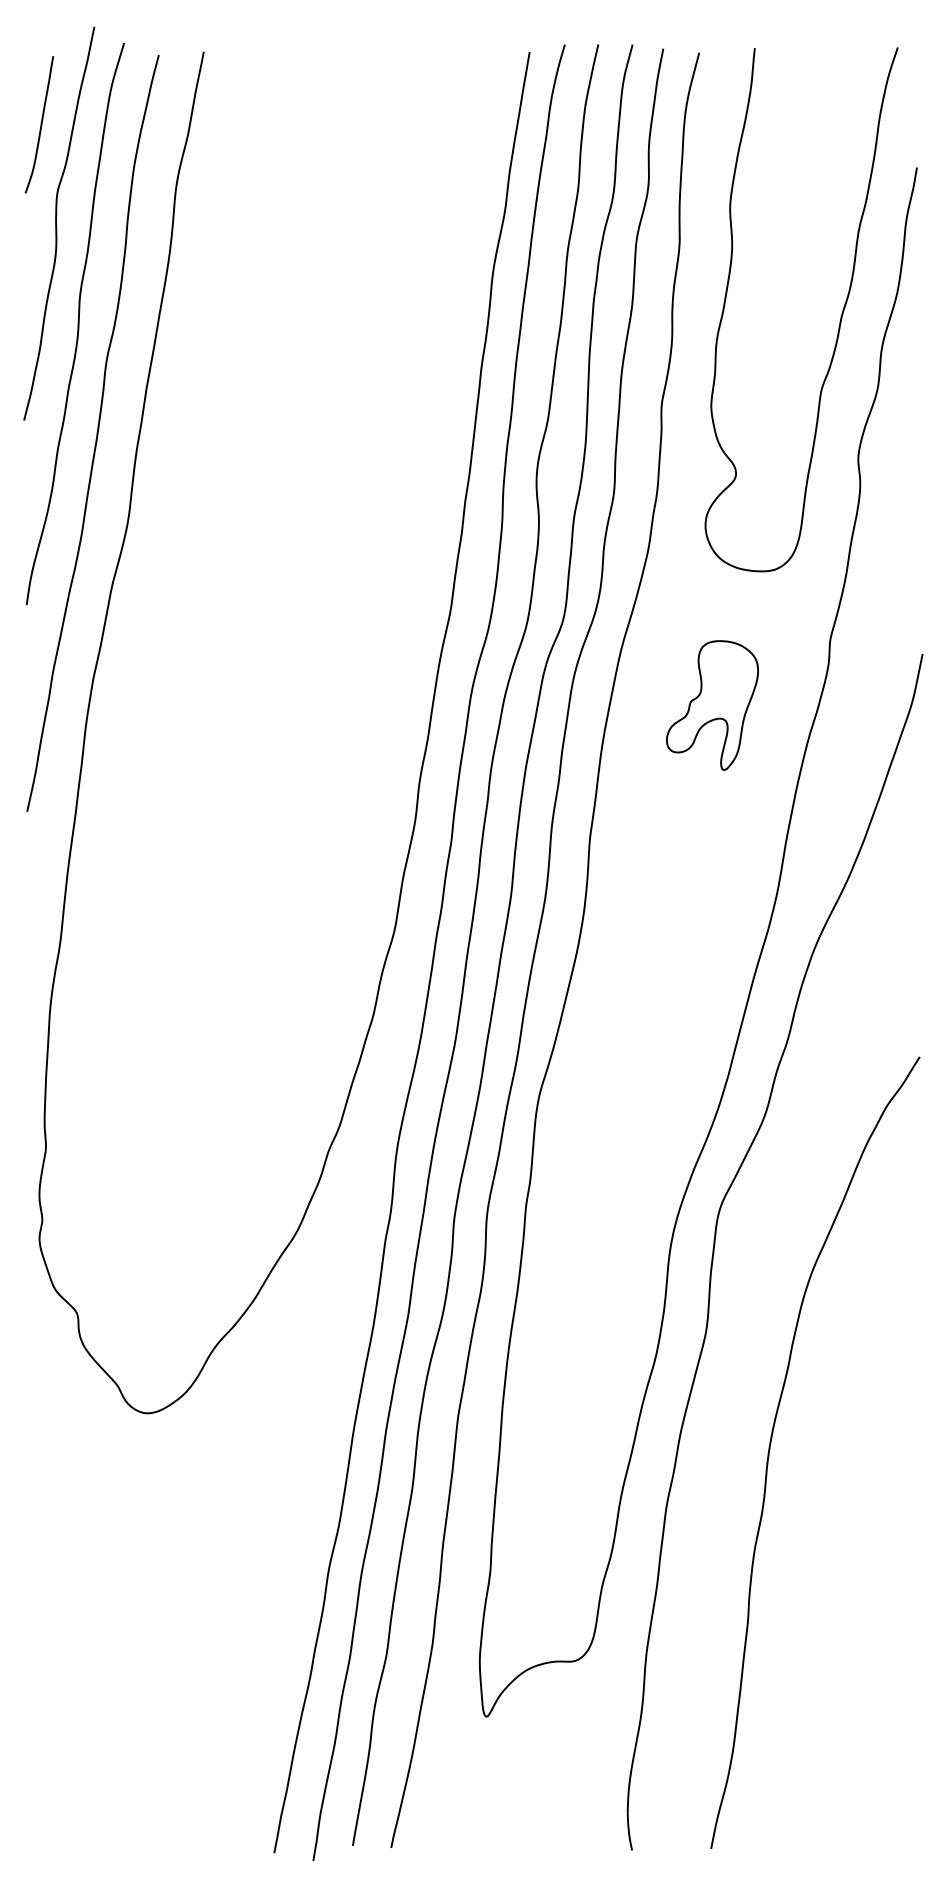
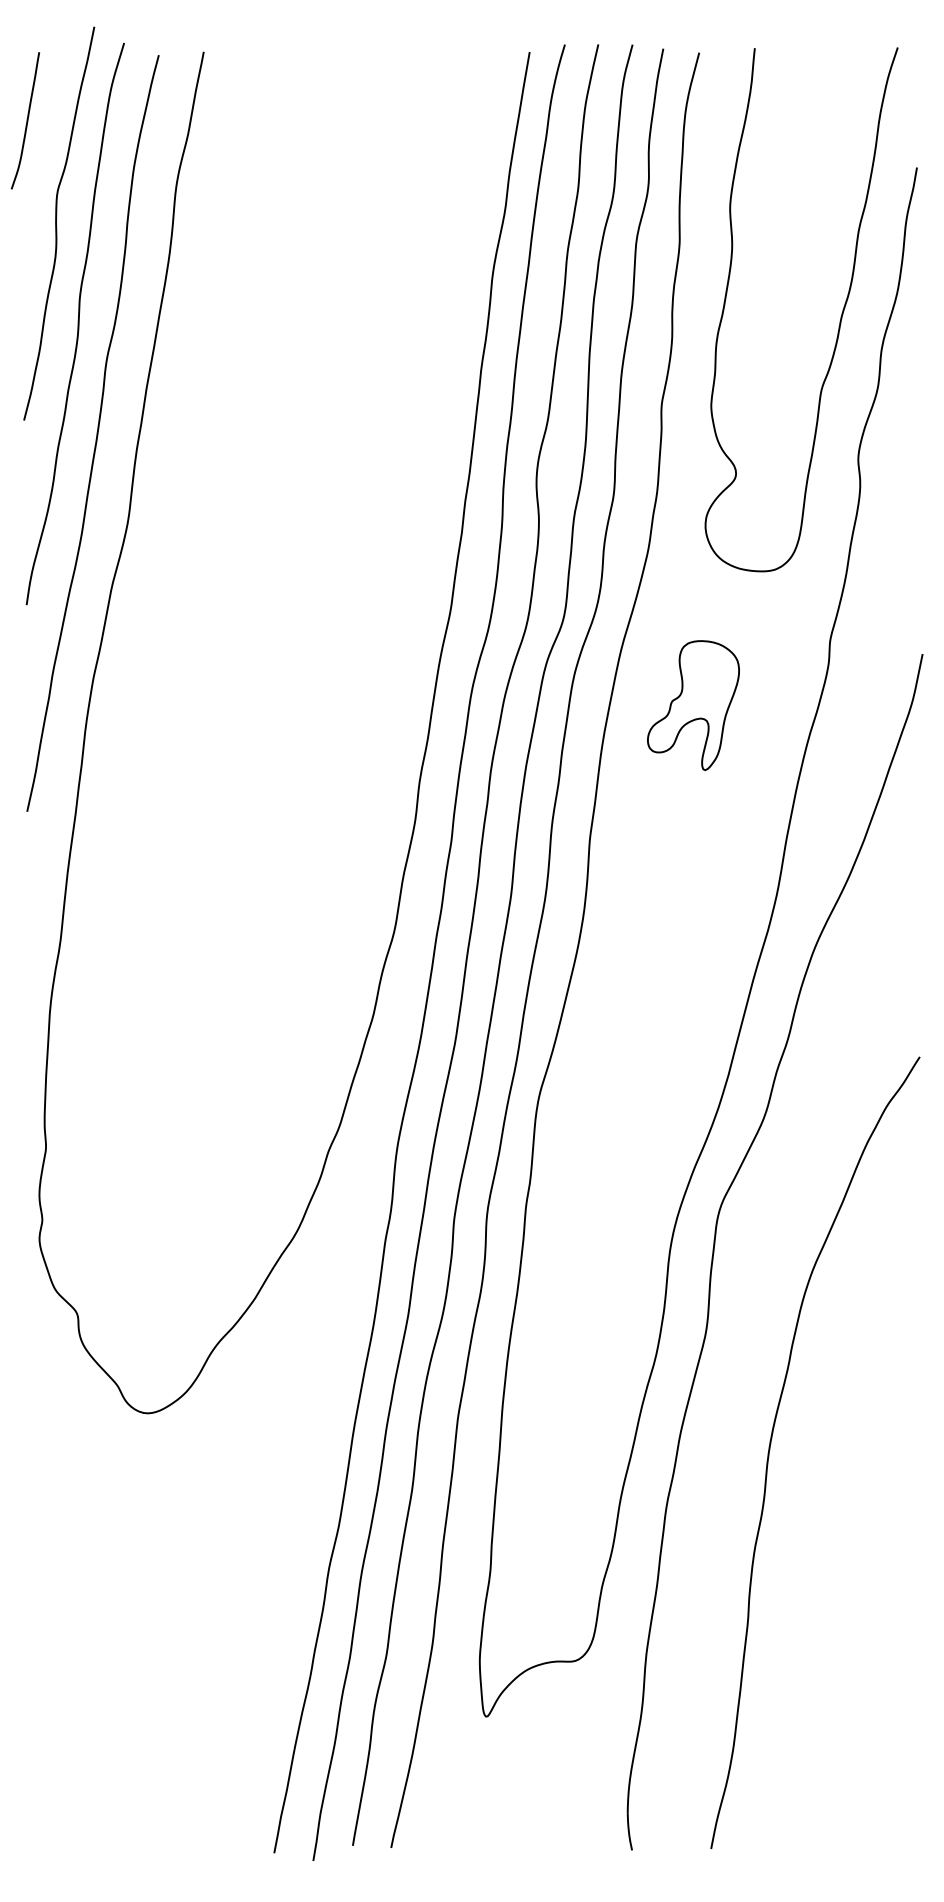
curve position: (40, 124) -> (26, 120) (26, 120)
part position: (712, 705) -> (693, 705) (693, 705)
